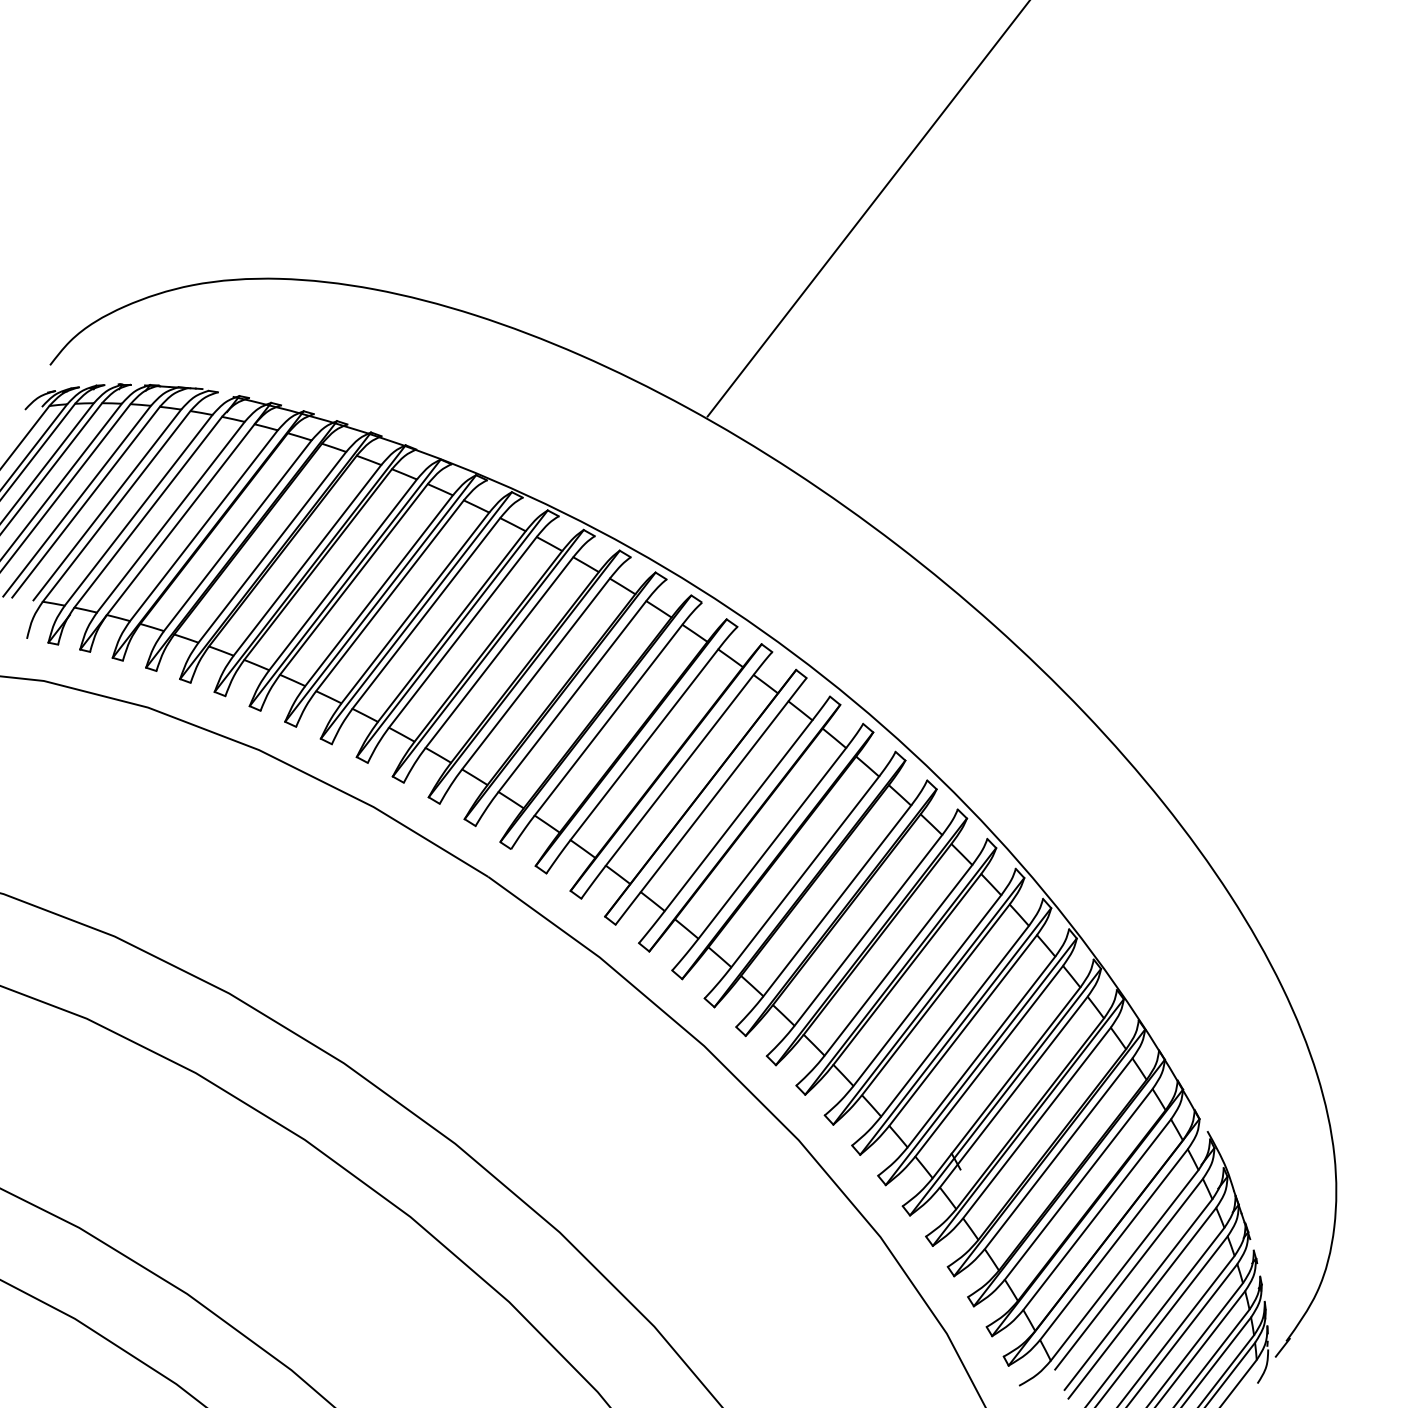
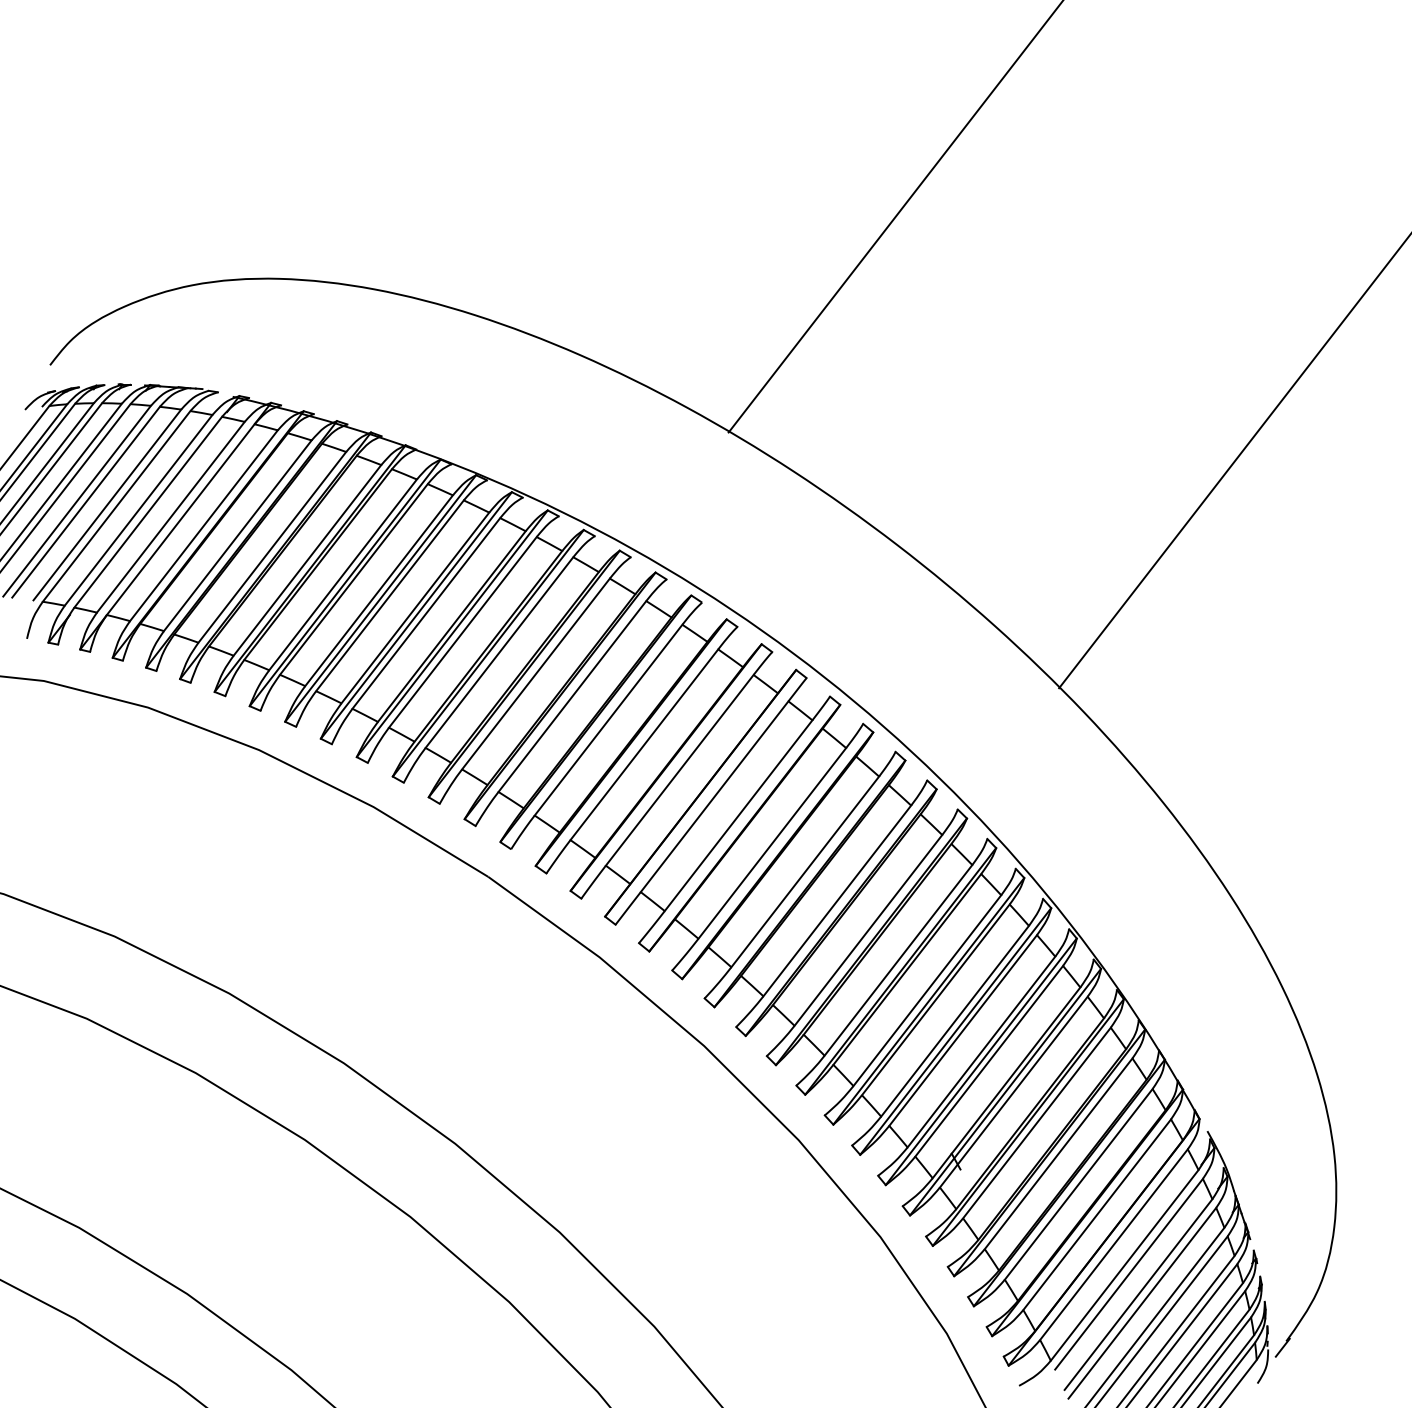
line position: (867, 209) -> (894, 217) (894, 217)
line: none -> present (1233, 462)
